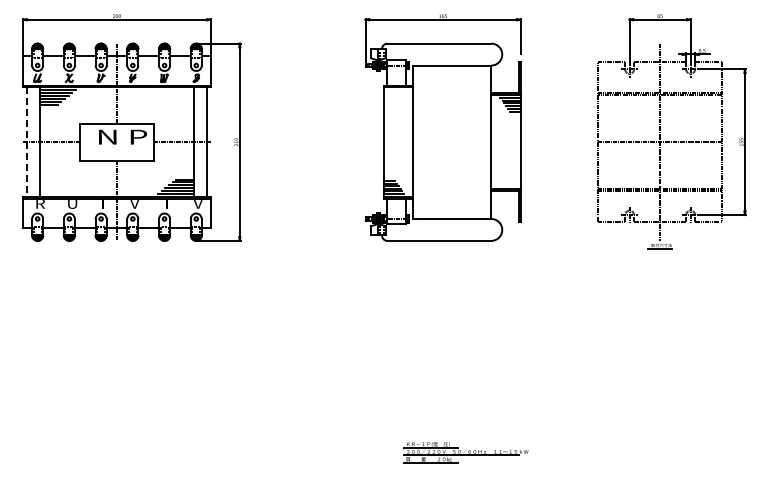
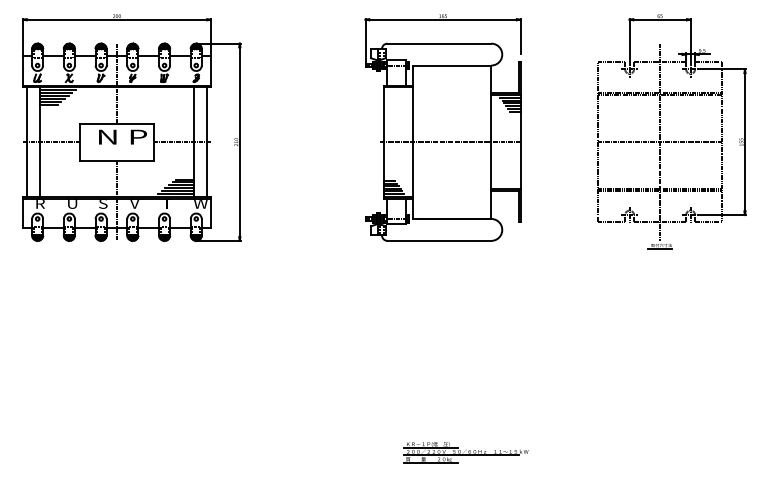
line: dashed -> solid (26, 142)
line: none -> present (450, 142)
text: T -> S (103, 204)
text: V -> W (200, 204)
